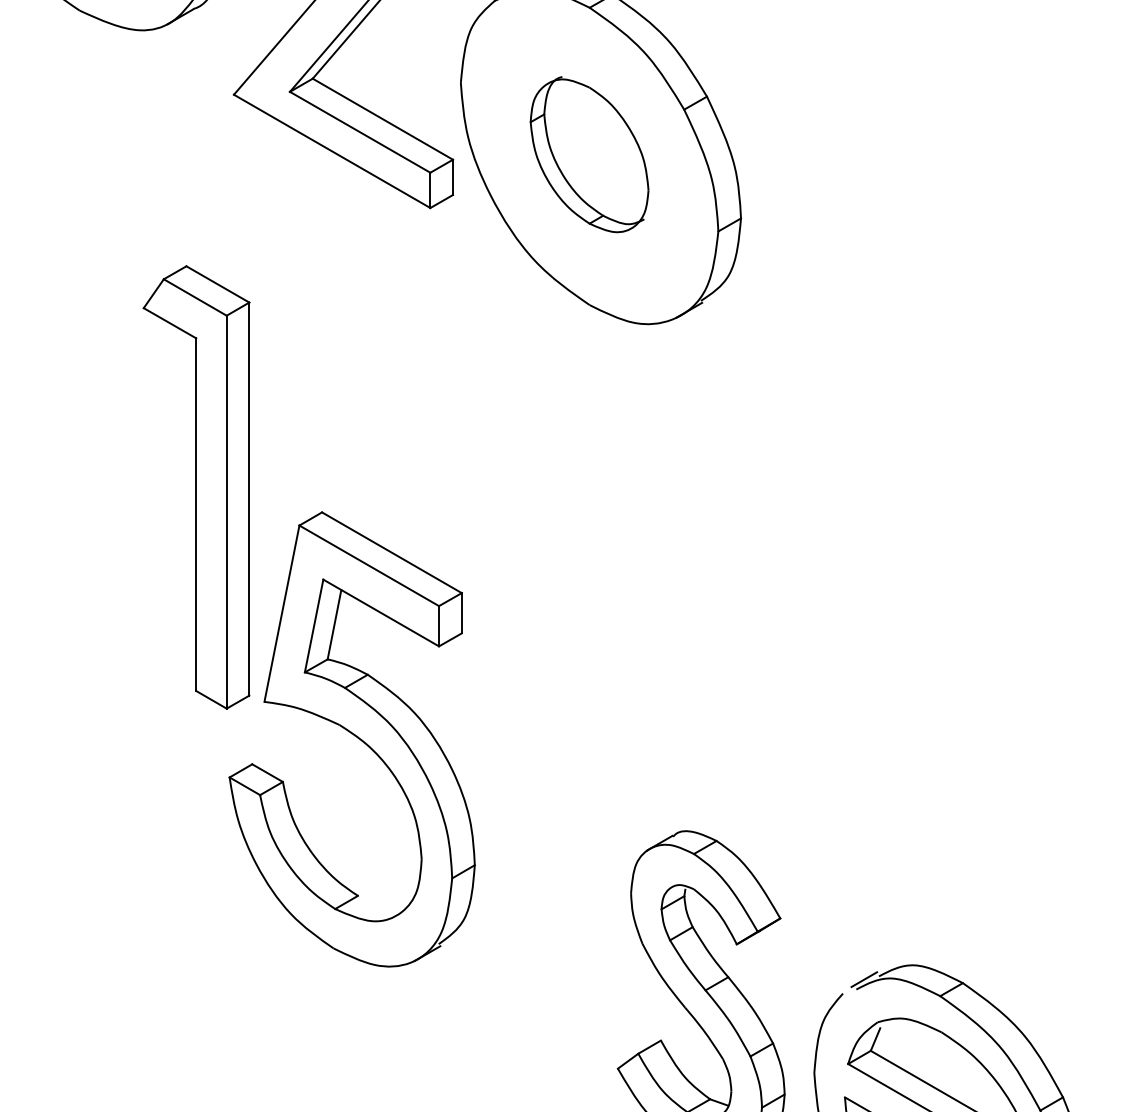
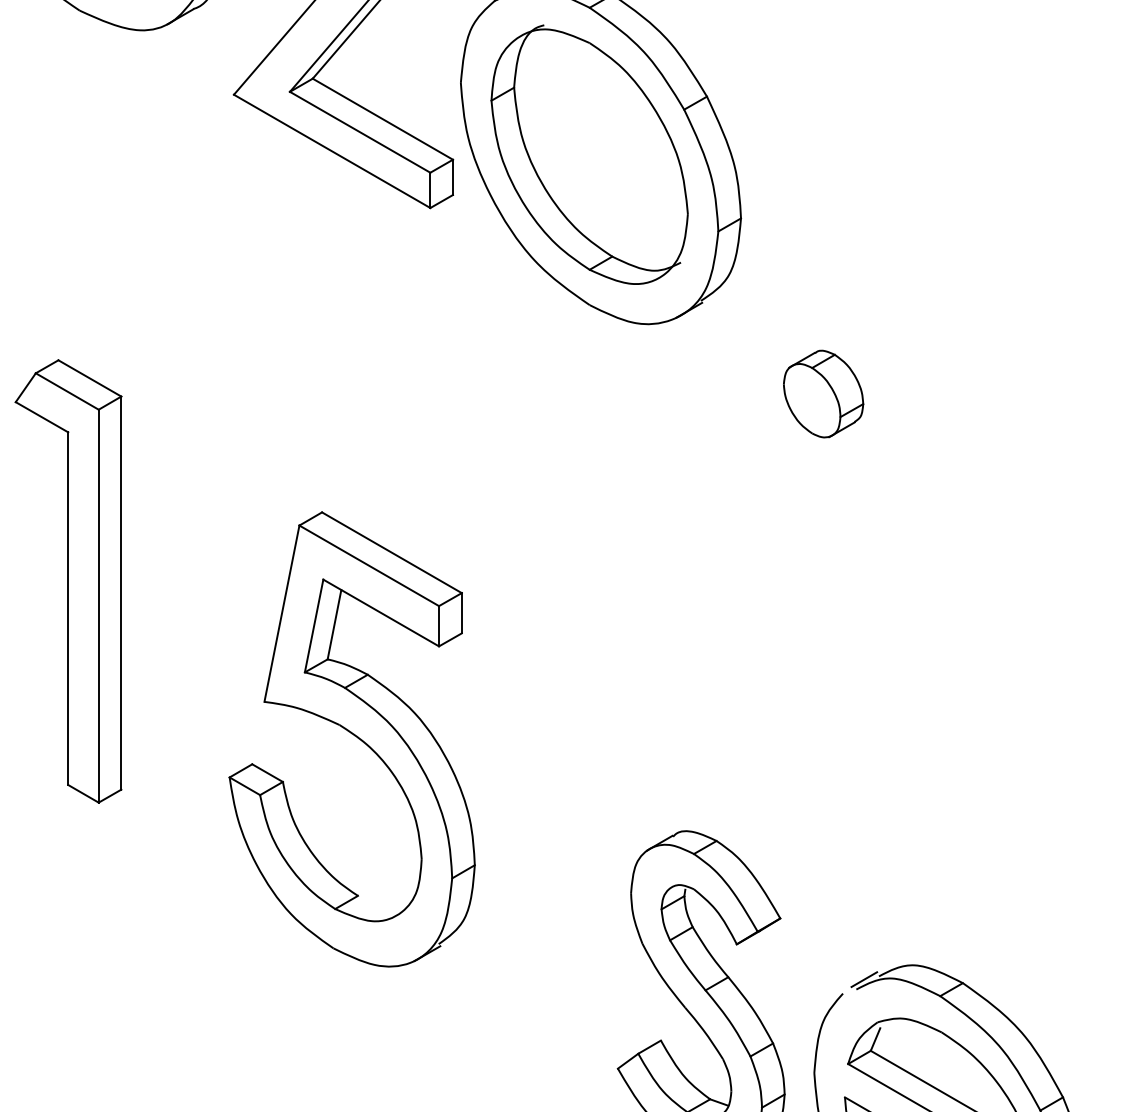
part size: 121x158 px -> 199x261 px (589, 154)
part: none -> present (823, 393)
part position: (196, 487) -> (68, 581) (68, 581)
